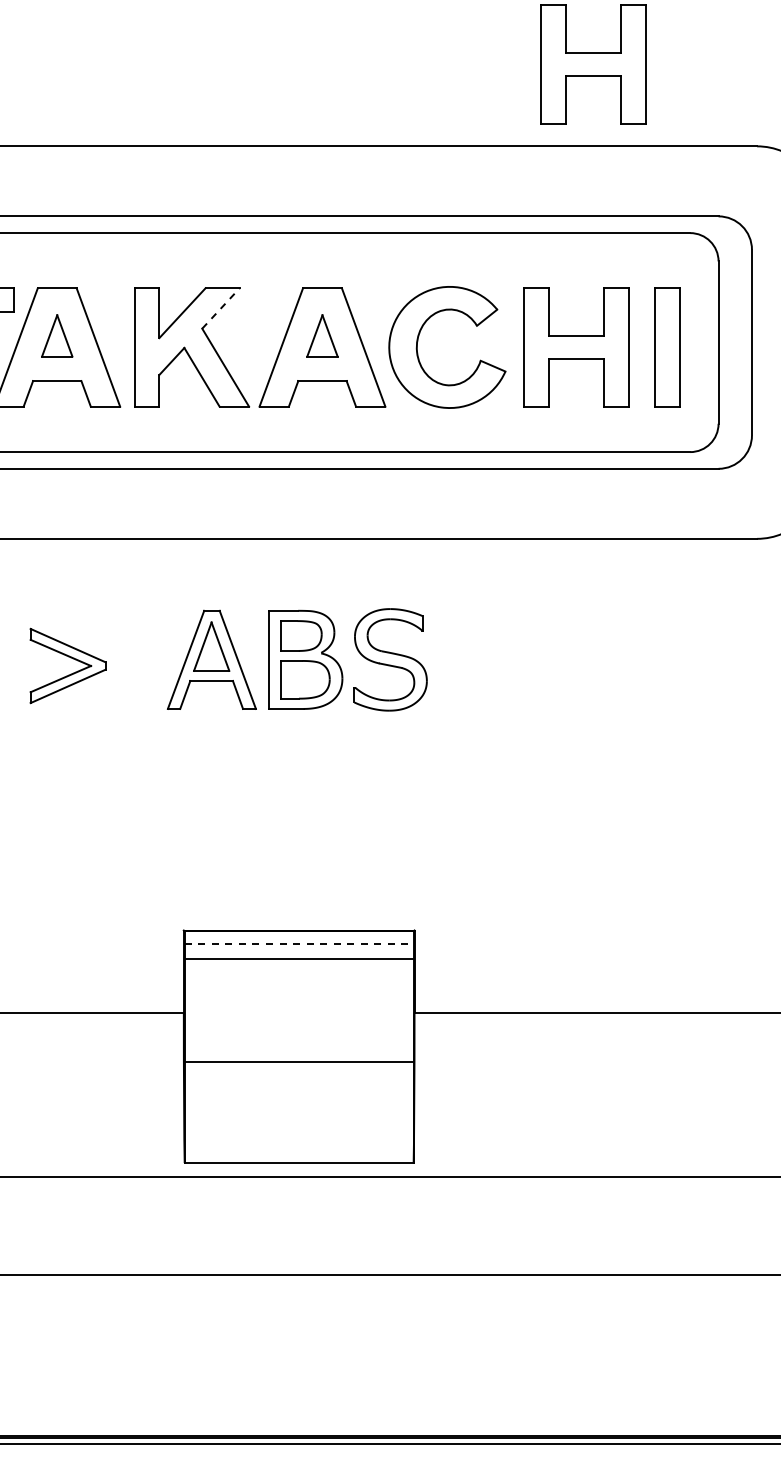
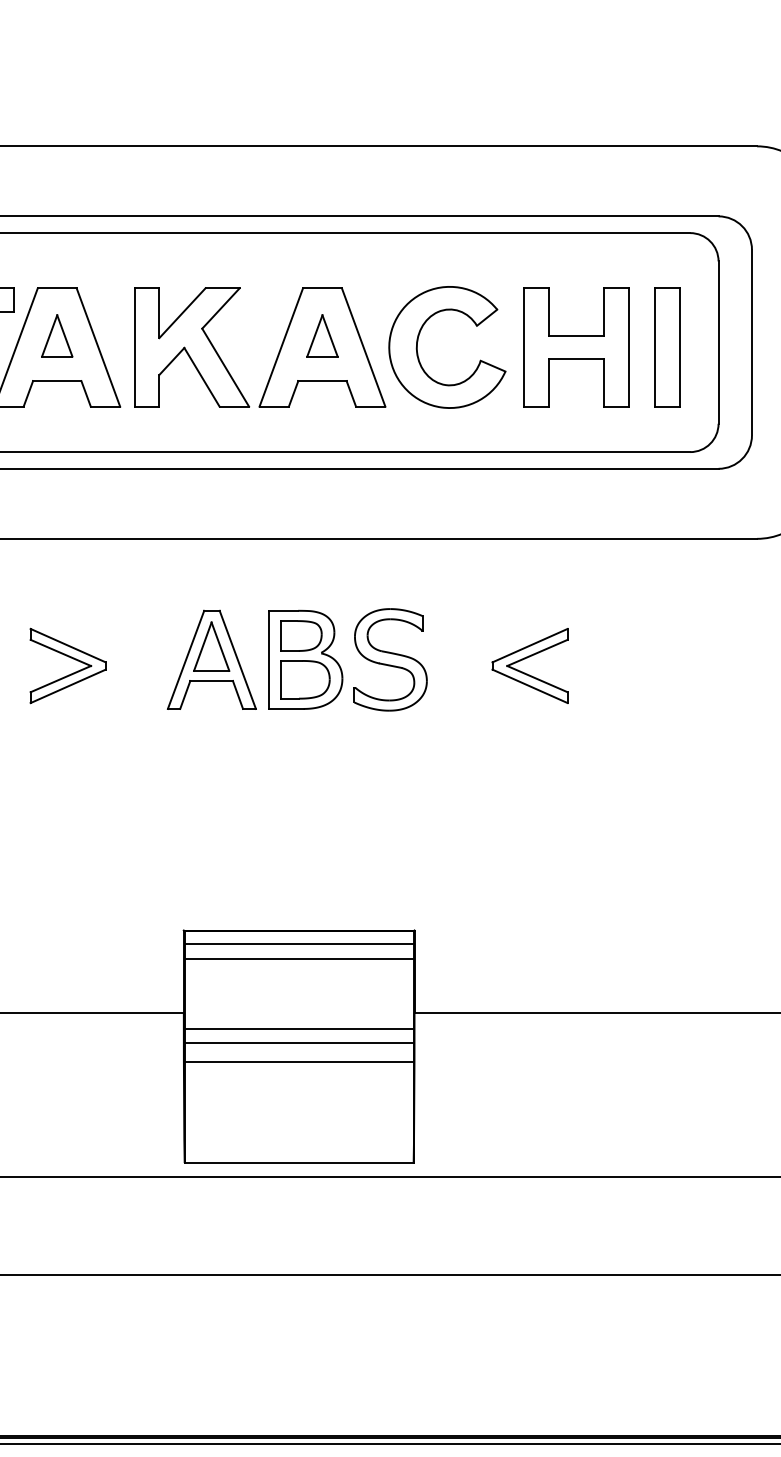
part: present -> none (593, 64)
line: dashed -> solid (221, 308)
part: none -> present (525, 659)
line: dashed -> solid (299, 944)
line: none -> present (298, 1028)
line: none -> present (298, 1042)
